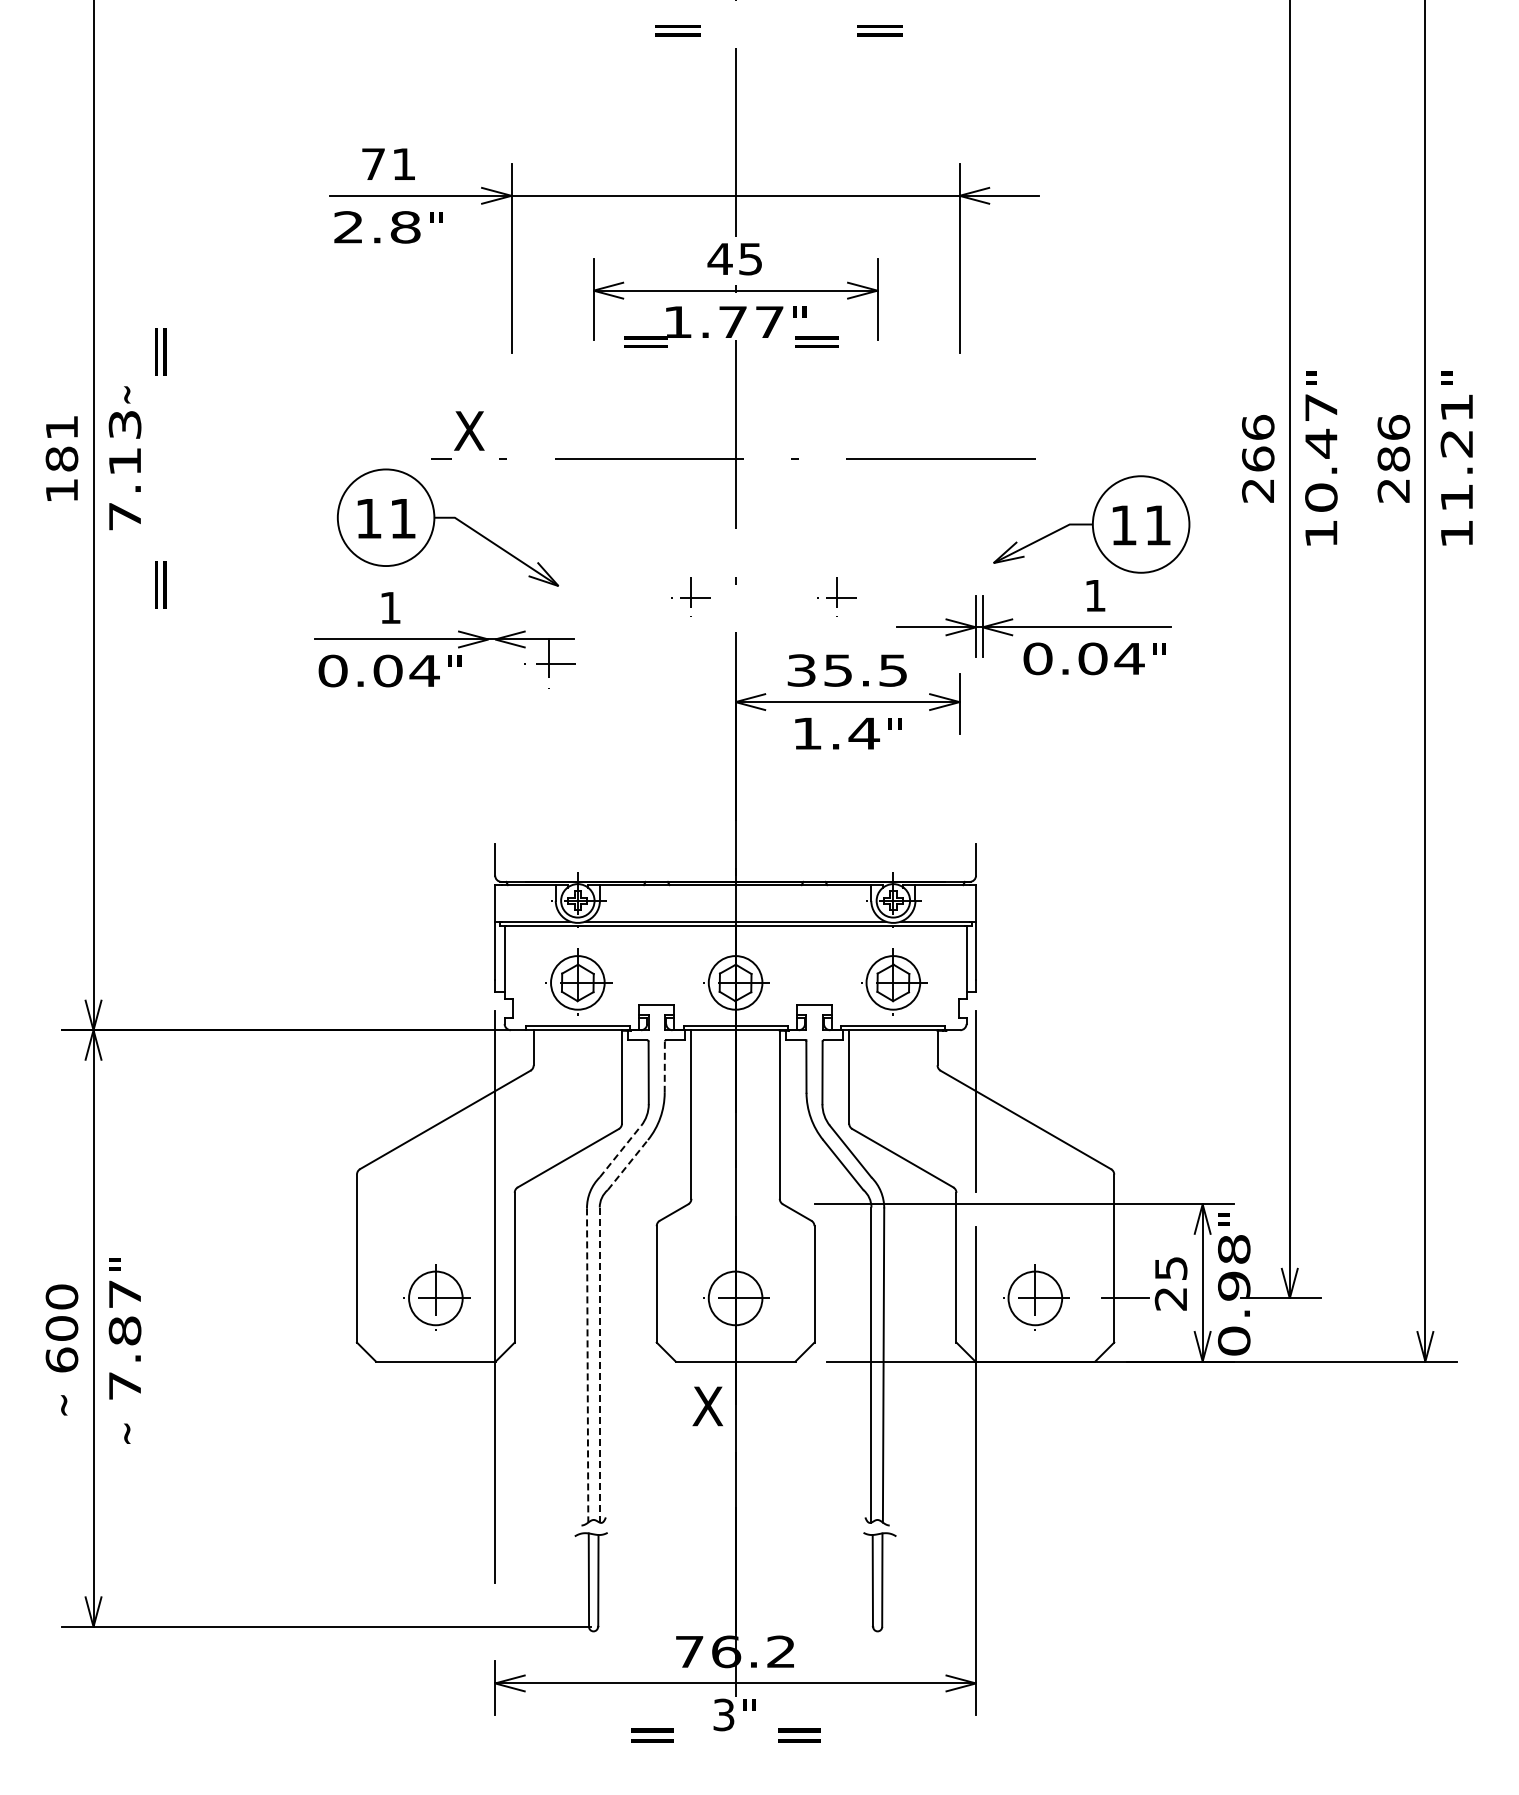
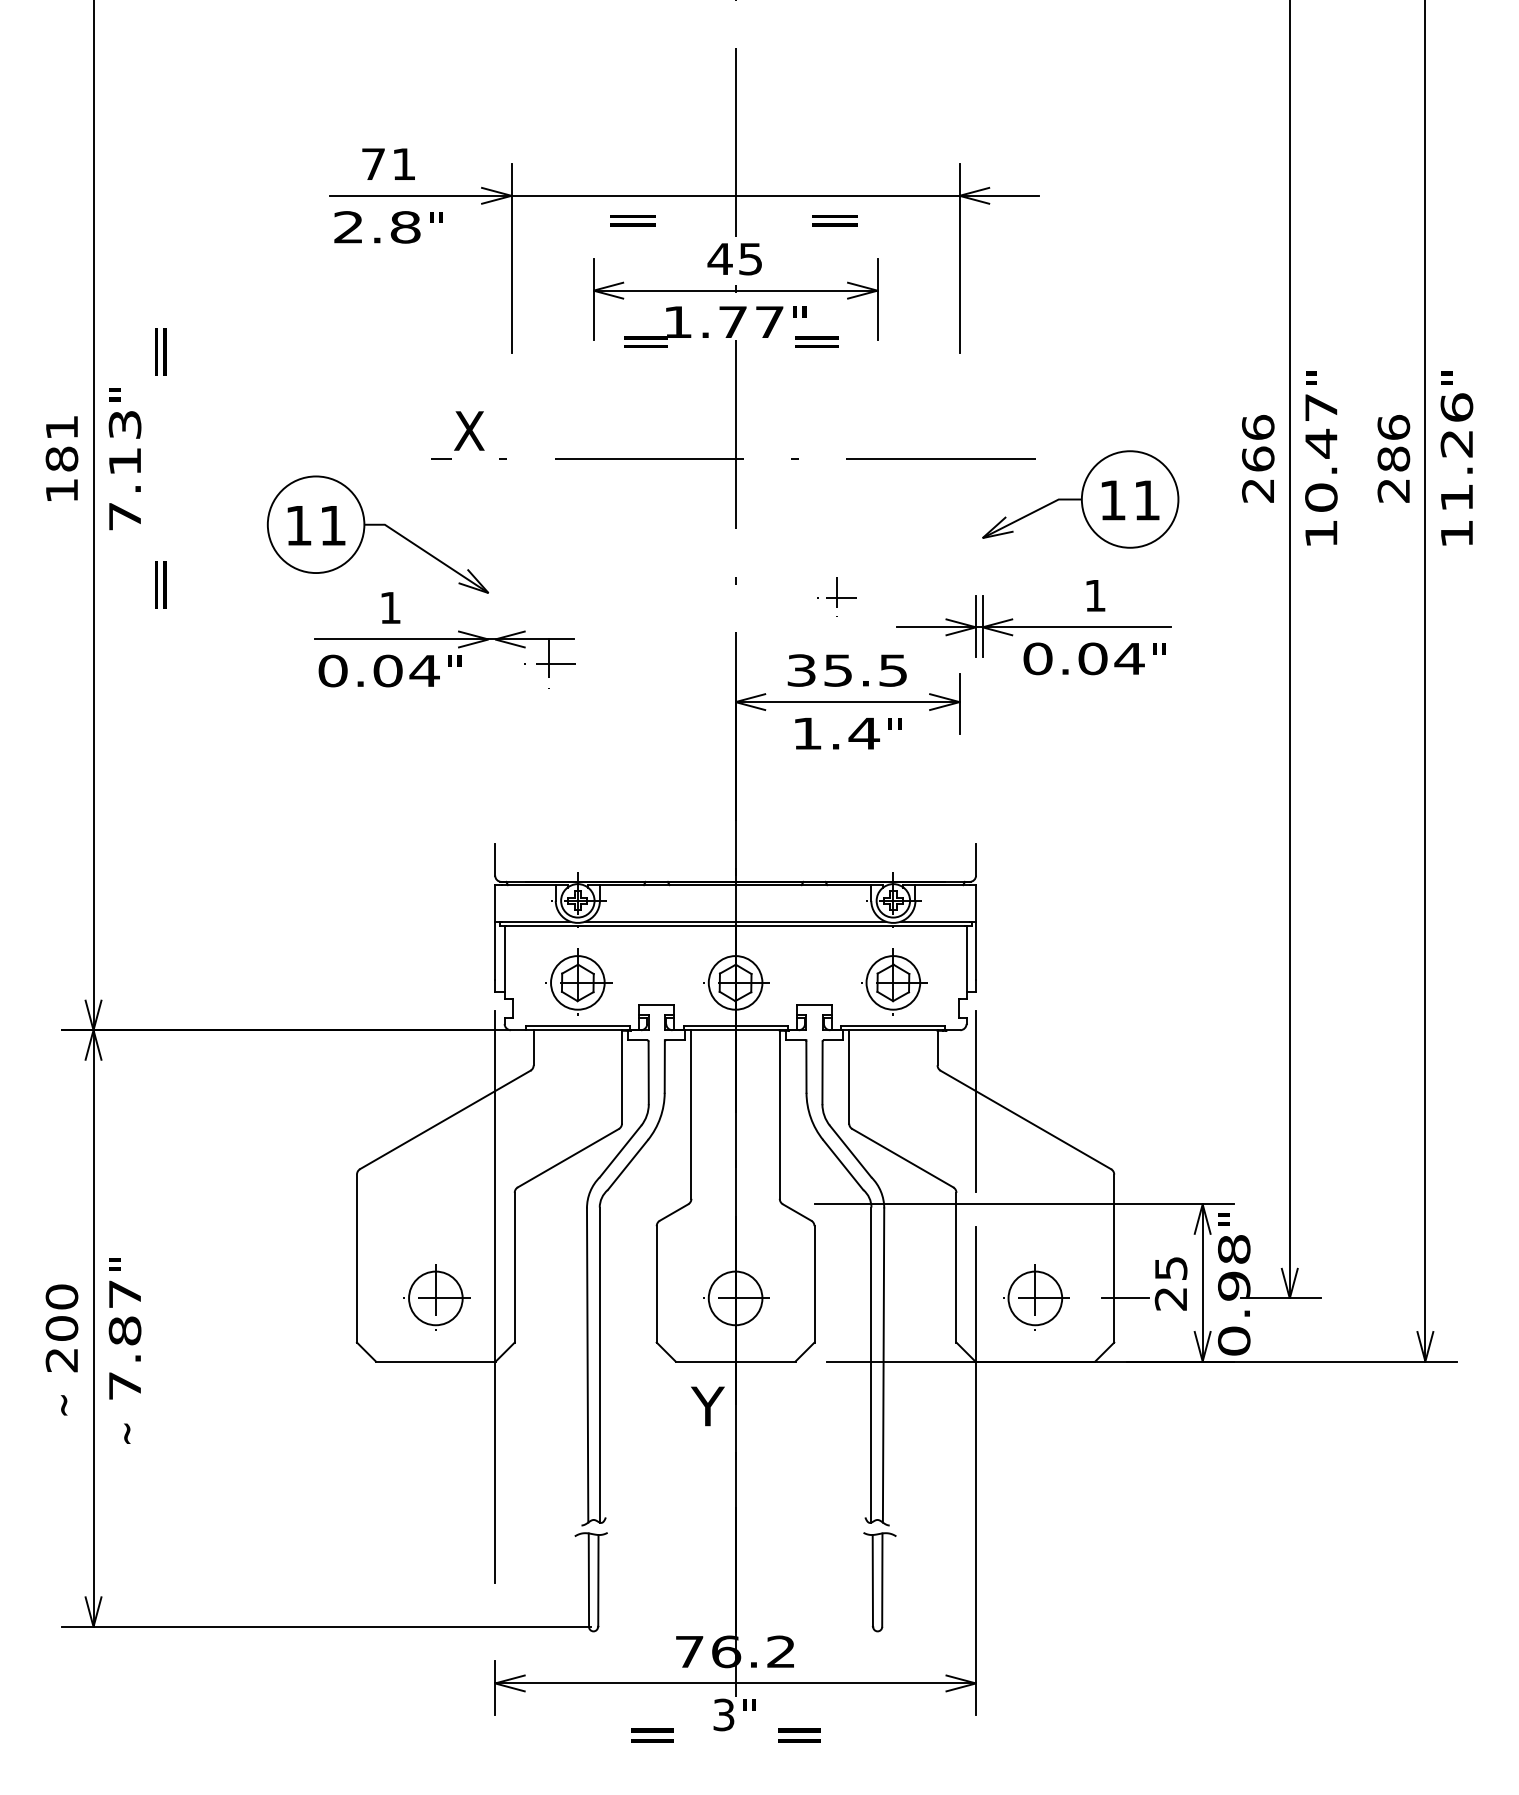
text position: (778, 30) -> (733, 220) (733, 220)
text: ~ -> " (119, 394)
text: 11.21 -> 11.26 (1456, 407)
part position: (447, 518) -> (377, 525) (377, 525)
part position: (1091, 524) -> (1080, 499) (1080, 499)
part: present -> none (690, 596)
line: dashed -> solid (664, 1065)
line: dashed -> solid (620, 1151)
line: dashed -> solid (628, 1164)
text: 600 -> 200 (61, 1359)
line: dashed -> solid (587, 1365)
line: dashed -> solid (599, 1365)
text: X -> Y (707, 1406)
